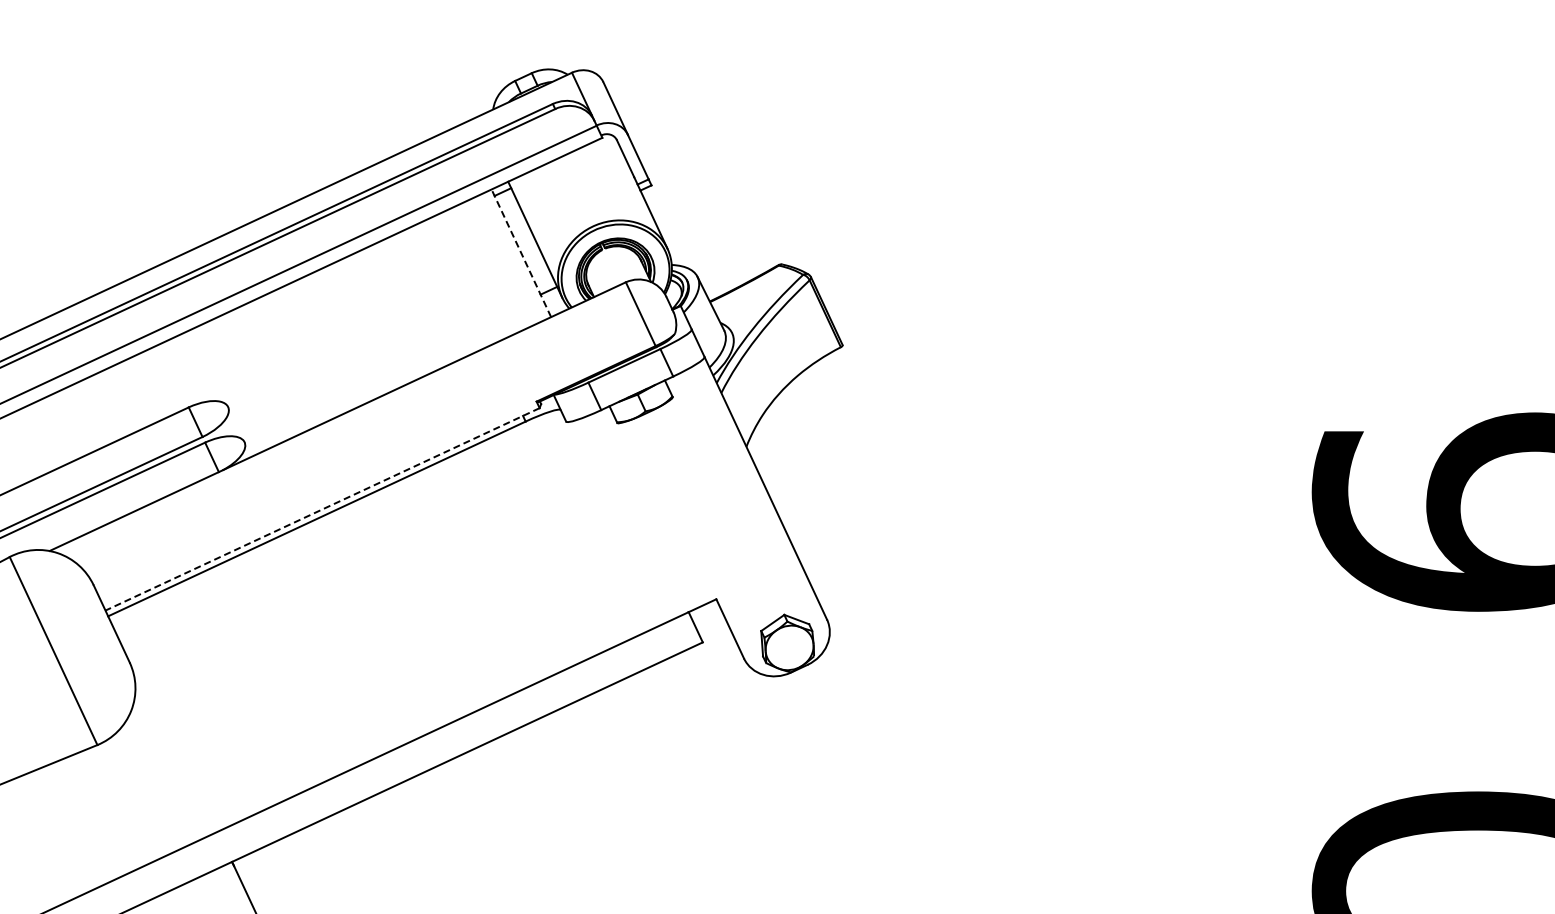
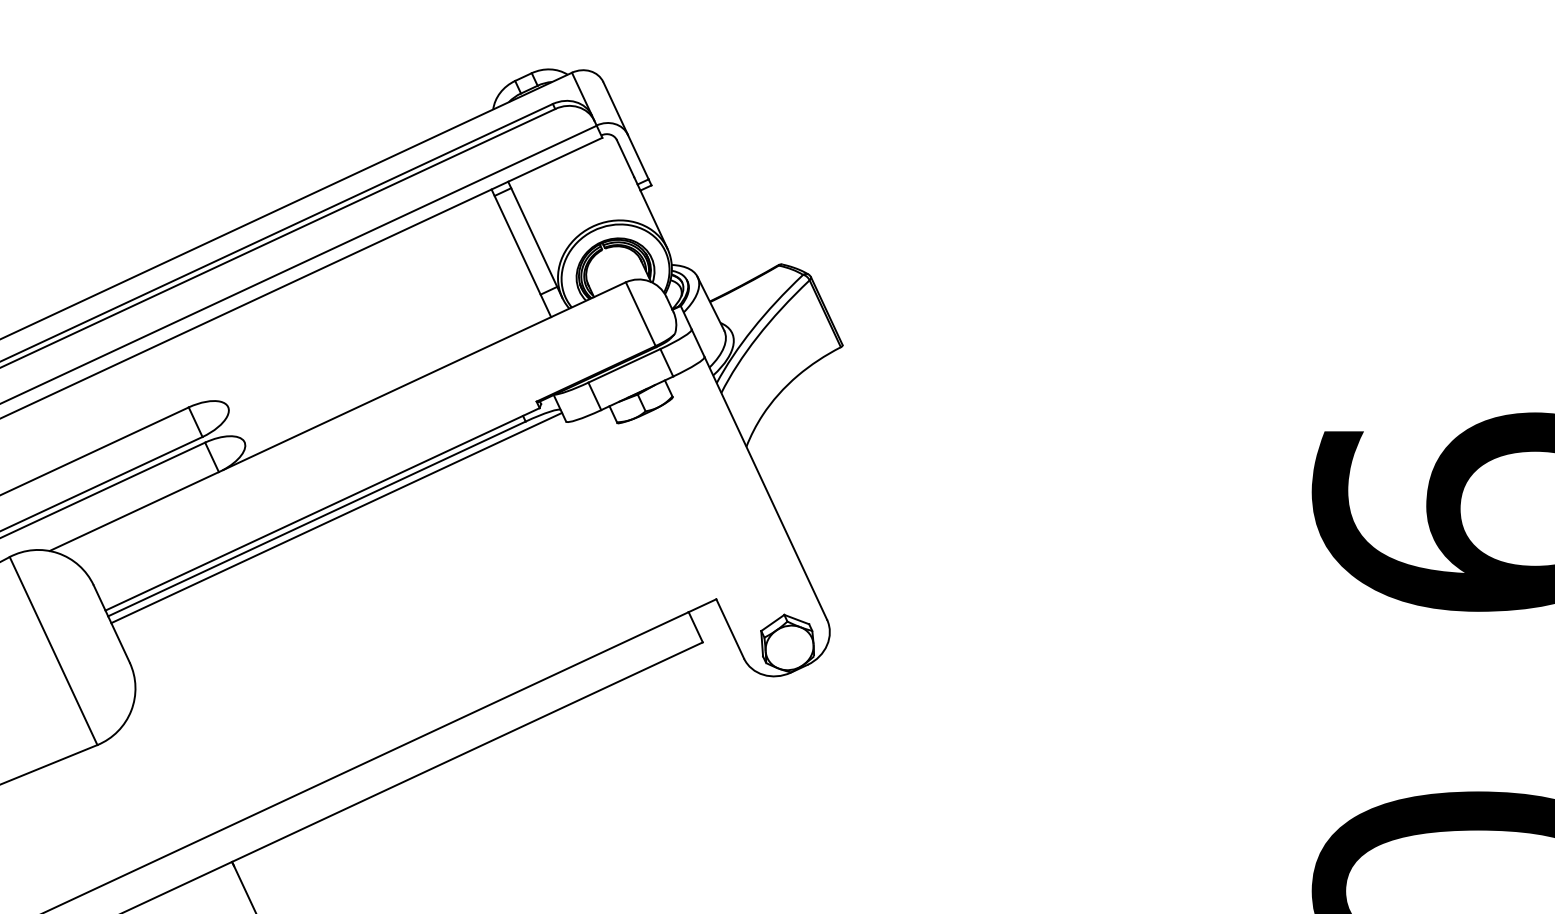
line: dashed -> solid (521, 252)
line: dashed -> solid (322, 509)
line: none -> present (336, 517)
